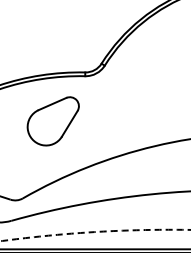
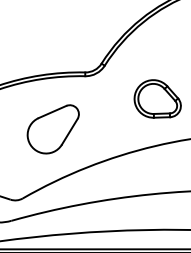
part: none -> present (157, 98)
part position: (52, 121) -> (52, 129) (52, 129)
arc: dashed -> solid (94, 232)
